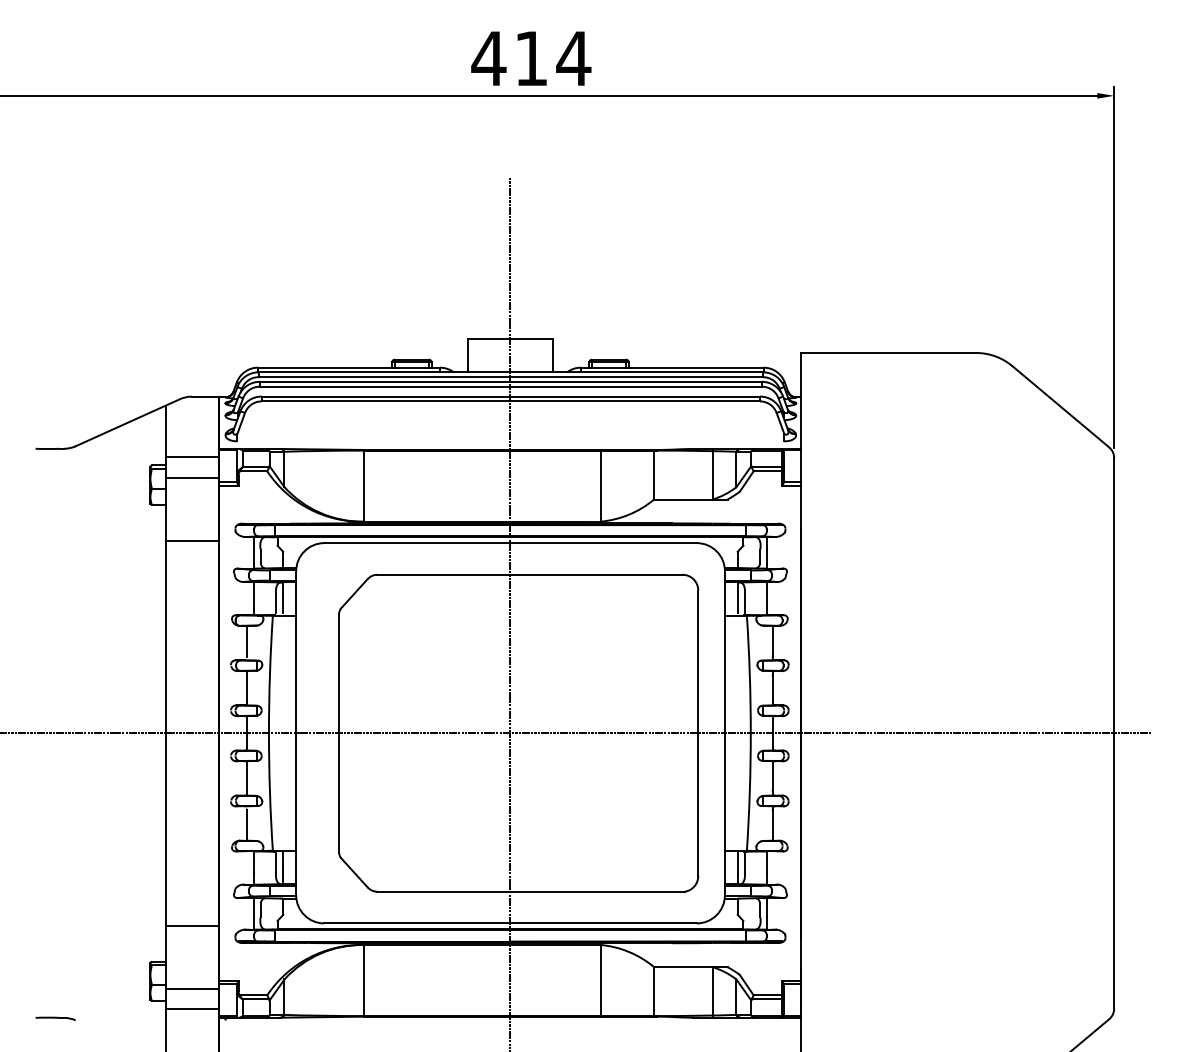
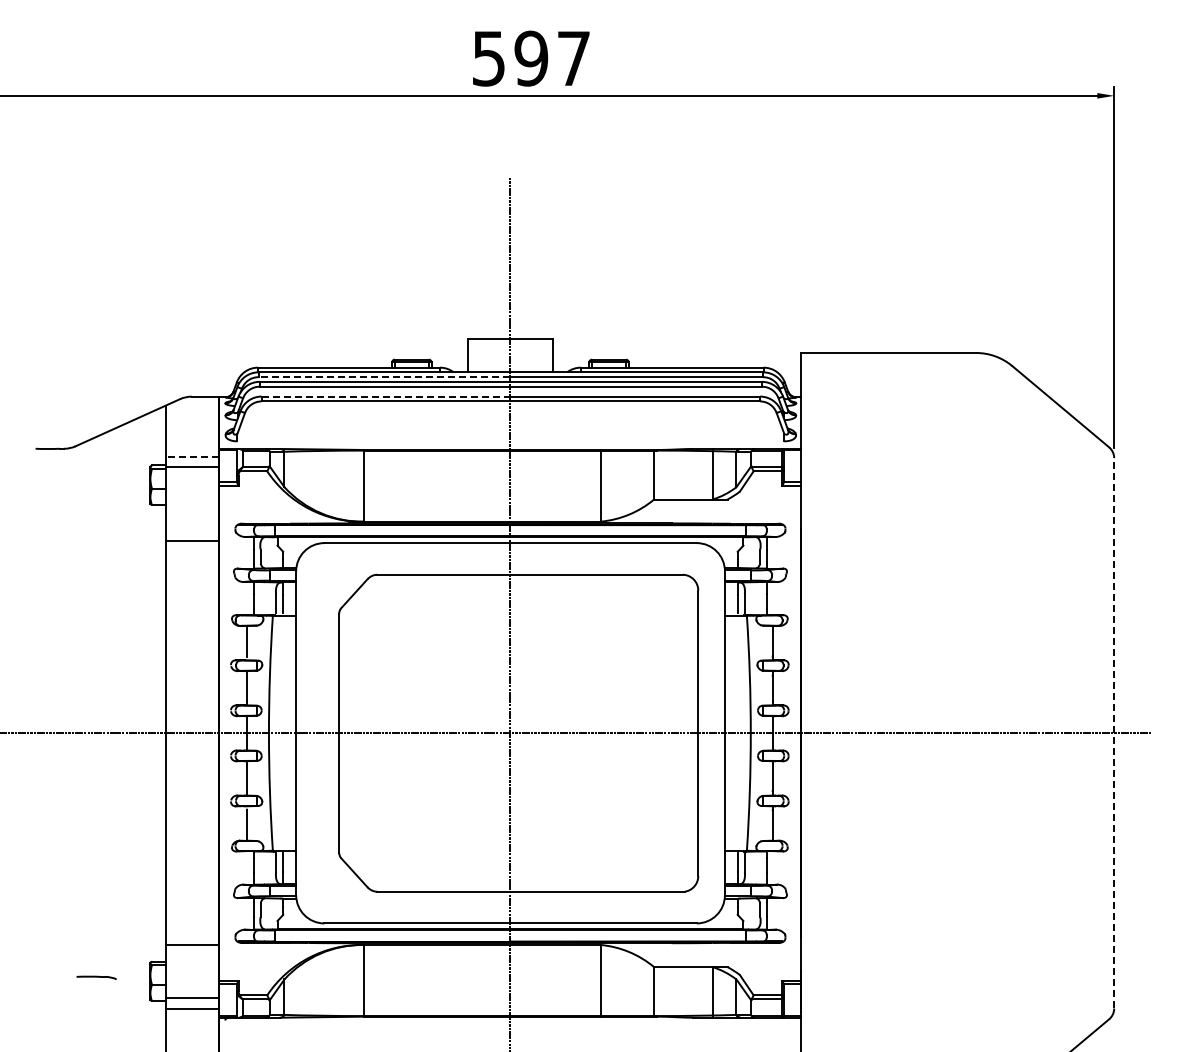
text: 414 -> 597 (531, 58)
line: solid -> dashed (384, 377)
line: solid -> dashed (386, 396)
line: solid -> dashed (192, 457)
line position: (192, 477) -> (192, 466) (192, 466)
line: solid -> dashed (1114, 732)
line position: (192, 925) -> (192, 944) (192, 944)
line position: (192, 988) -> (192, 997) (192, 997)
line position: (55, 1018) -> (96, 977) (96, 977)
